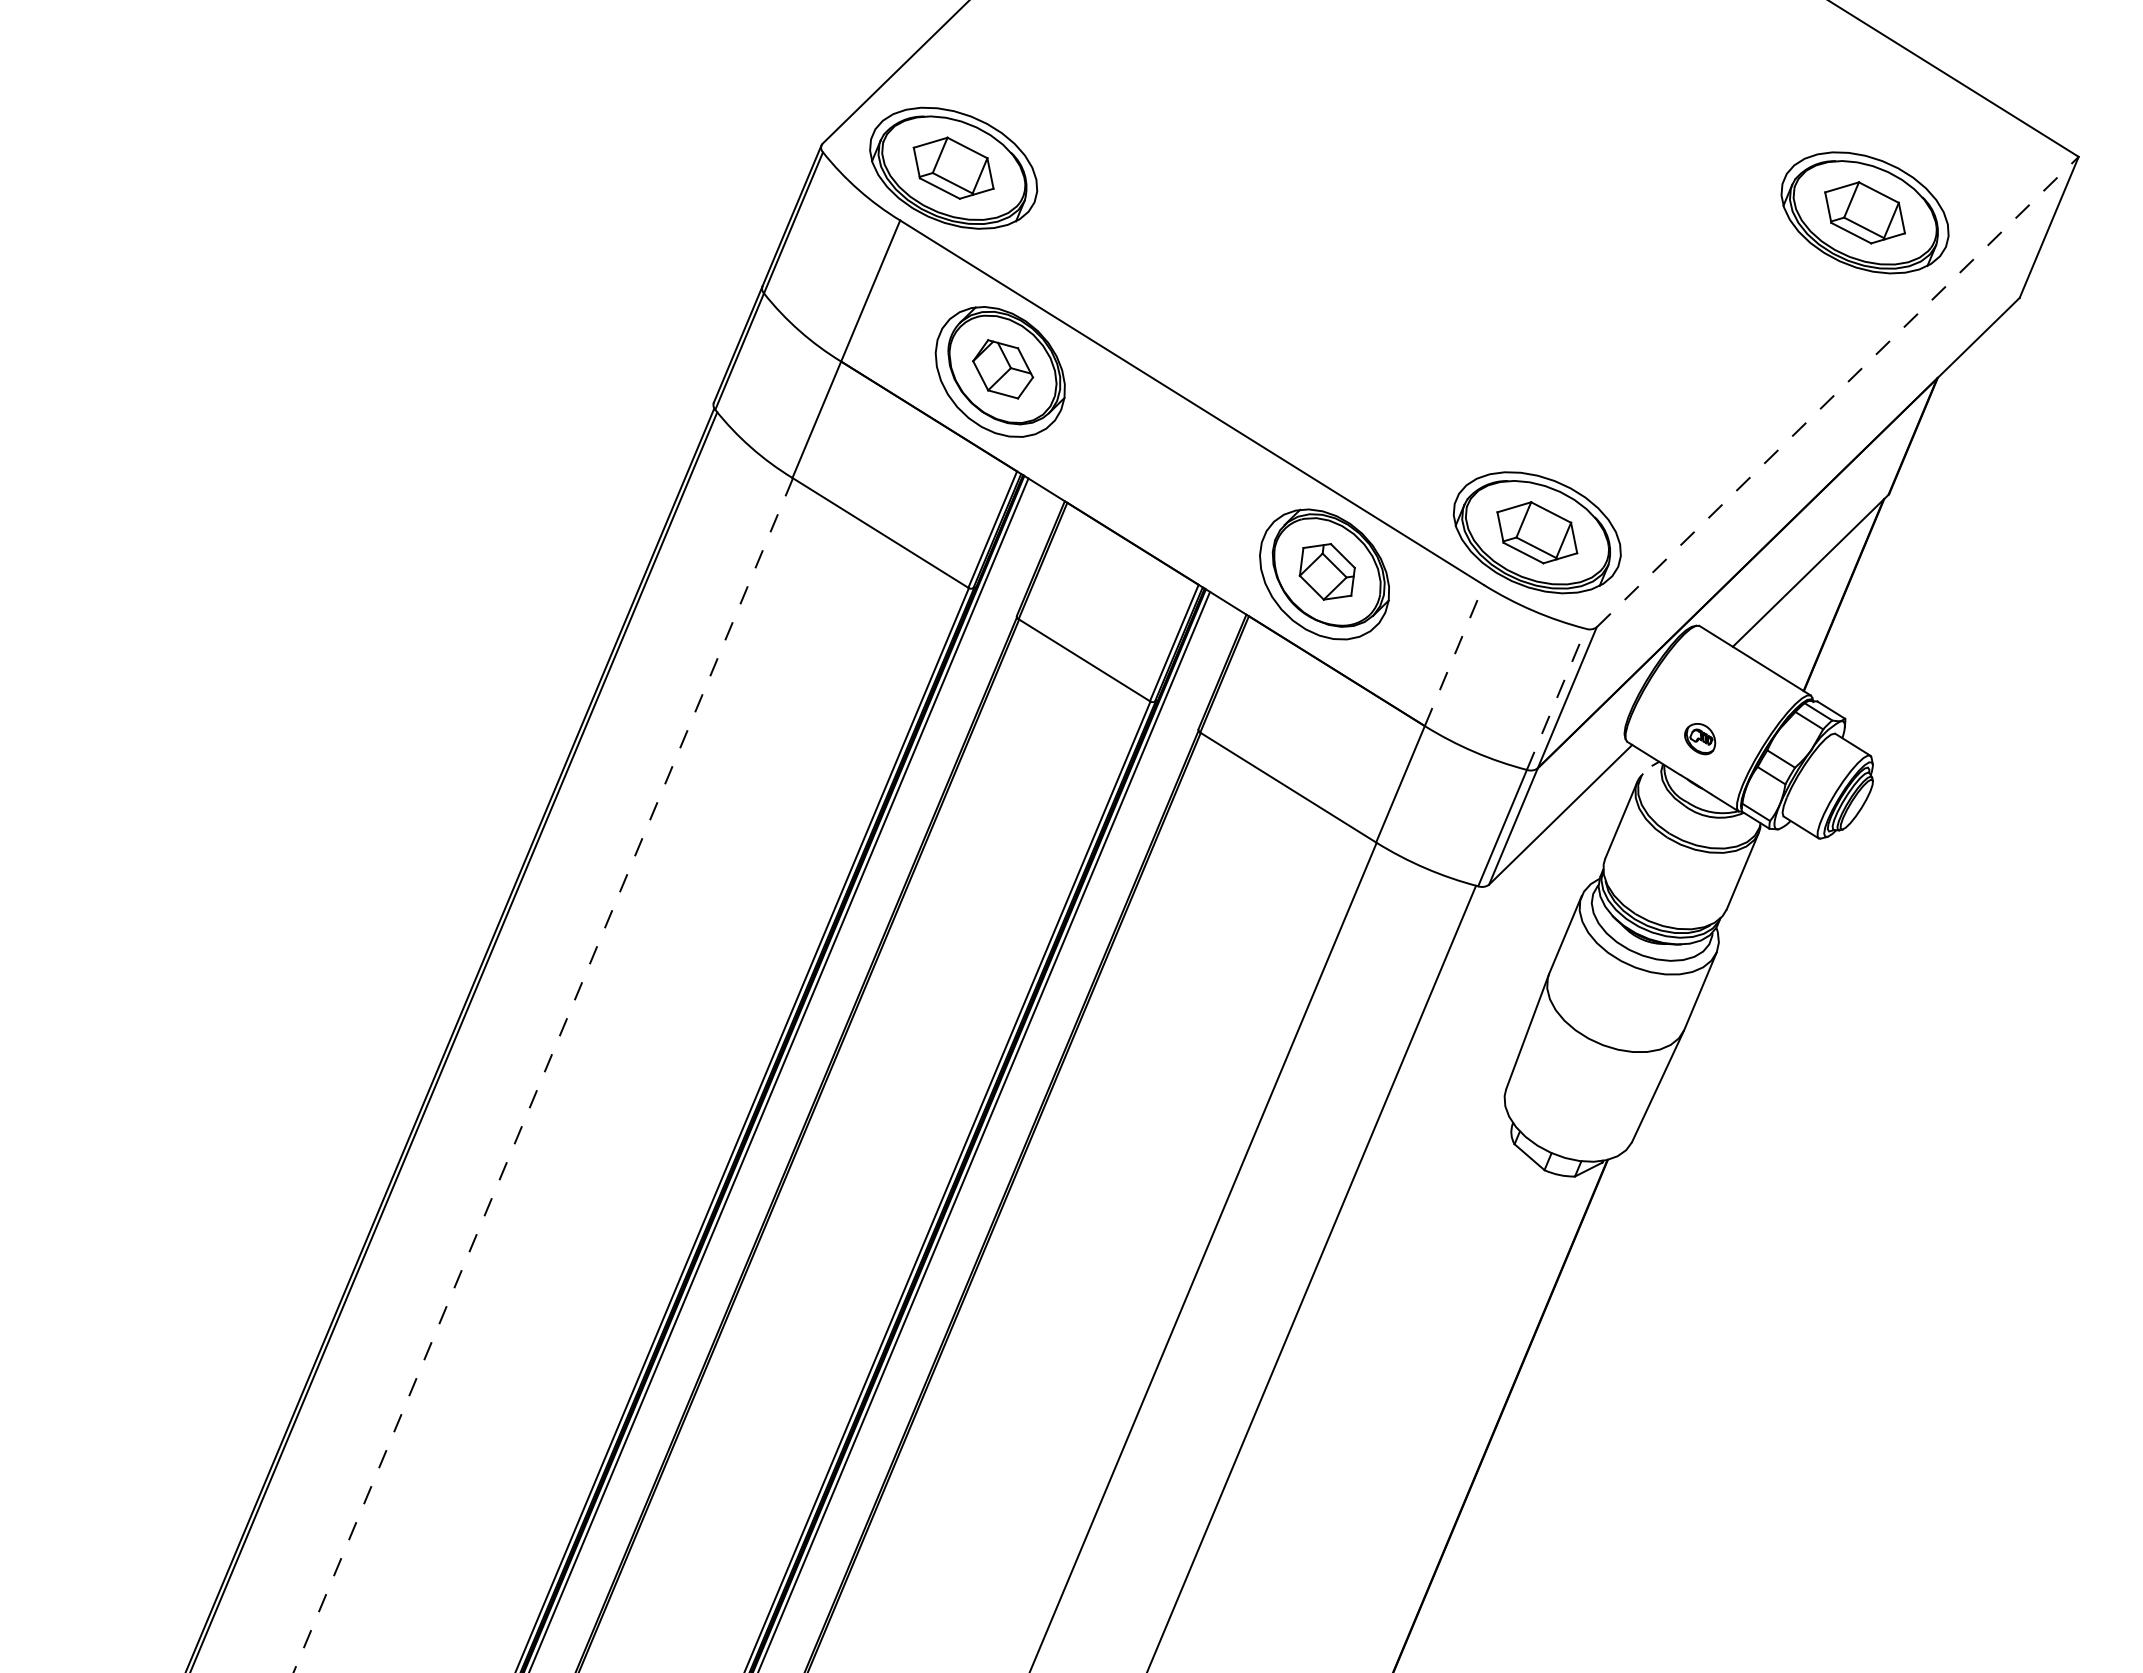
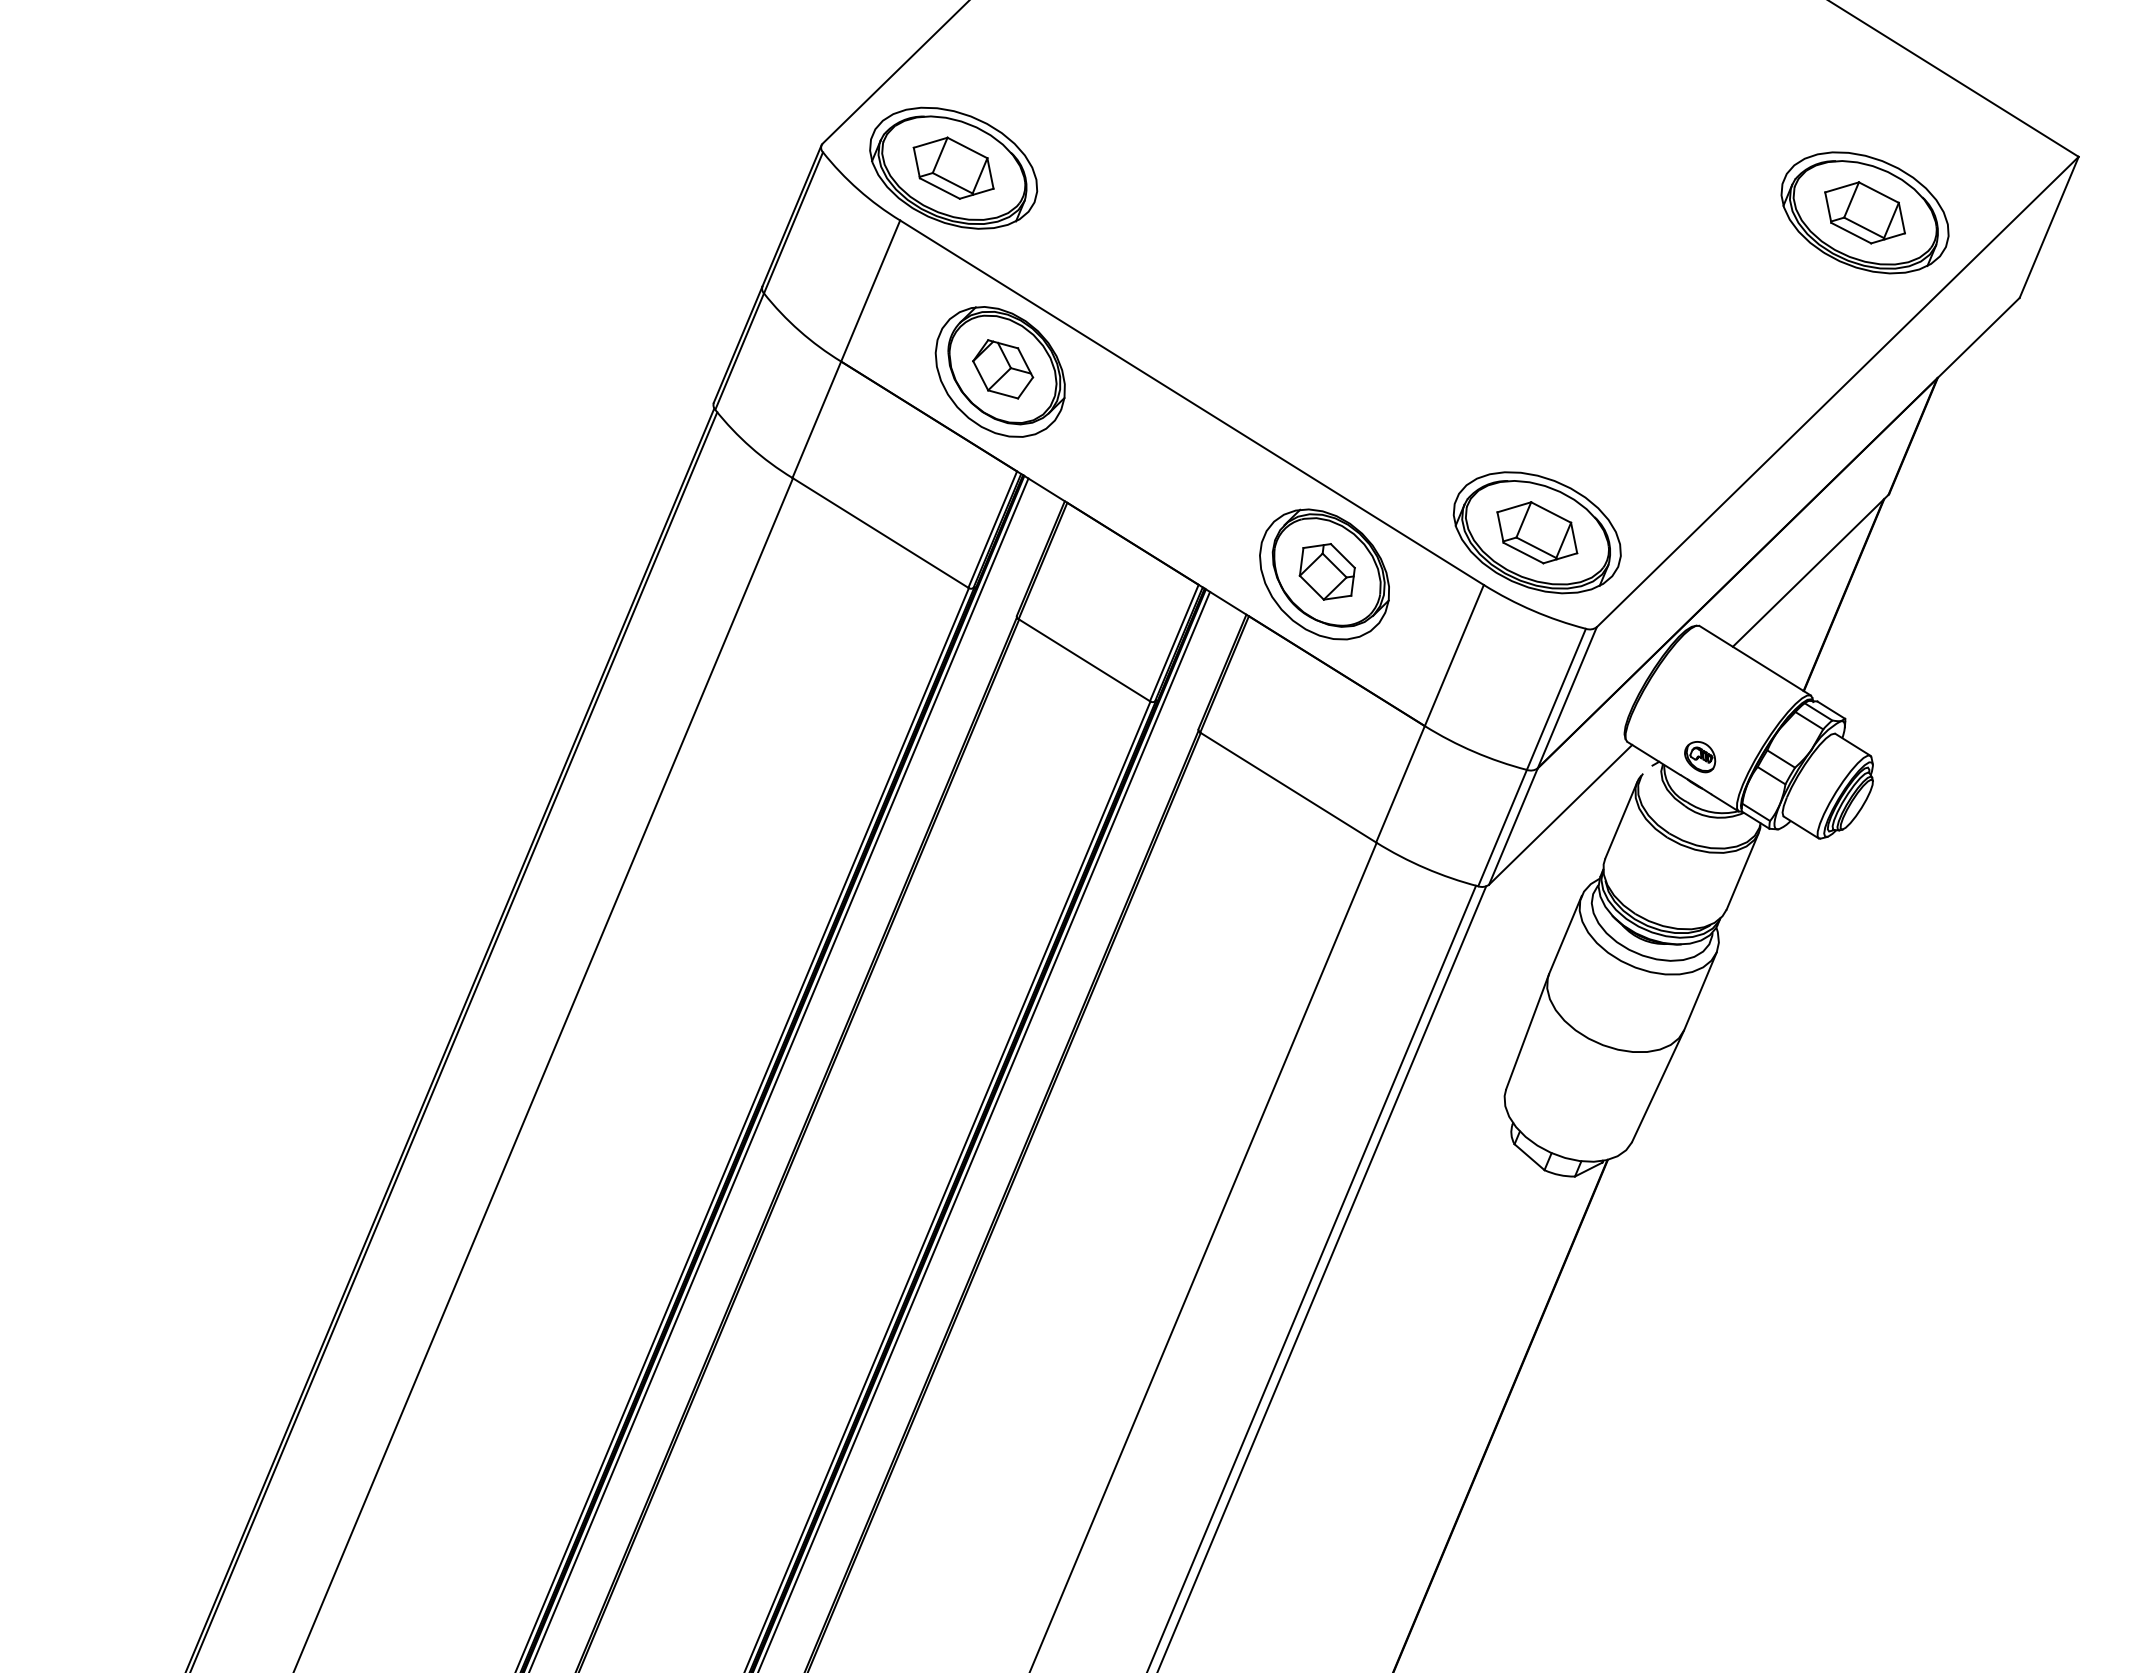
line: dashed -> solid (1837, 392)
line: dashed -> solid (1454, 655)
line: dashed -> solid (1556, 698)
part position: (1700, 739) -> (1700, 757) (1700, 757)
line: dashed -> solid (543, 1075)
line: none -> present (1322, 1277)
